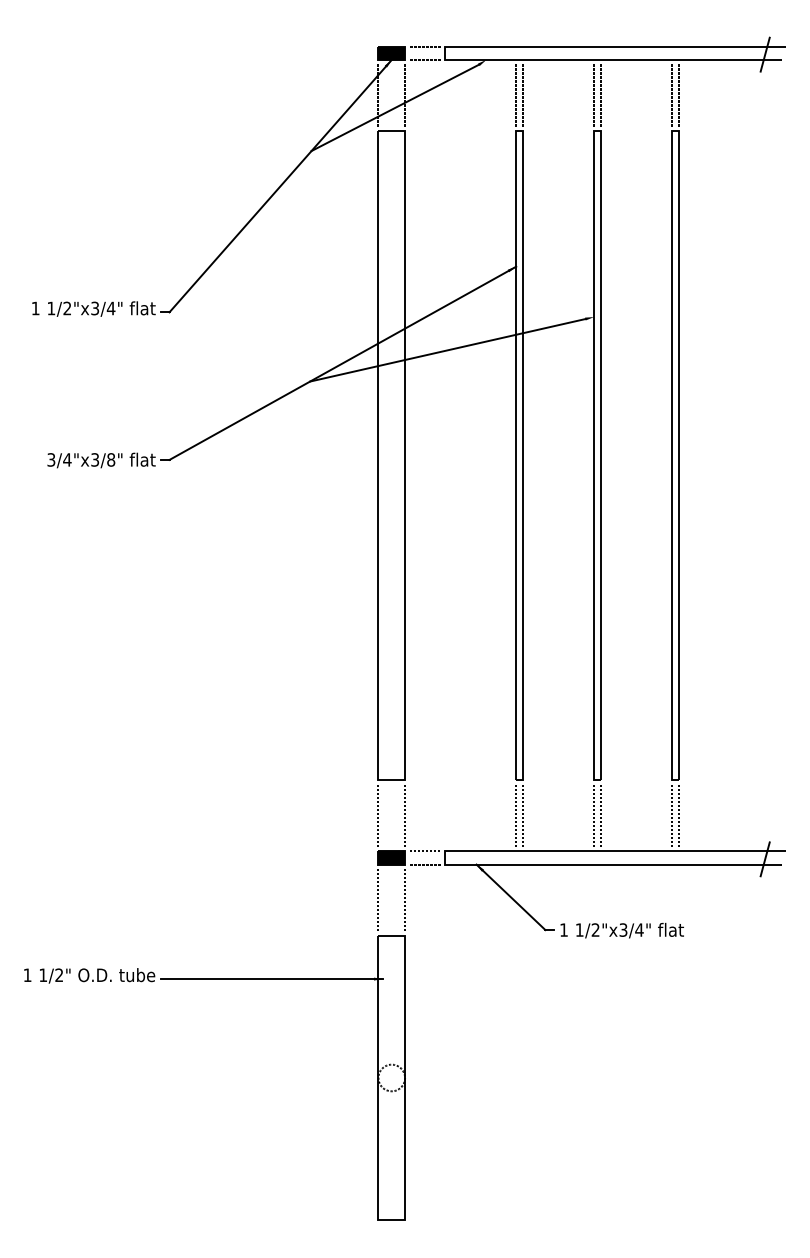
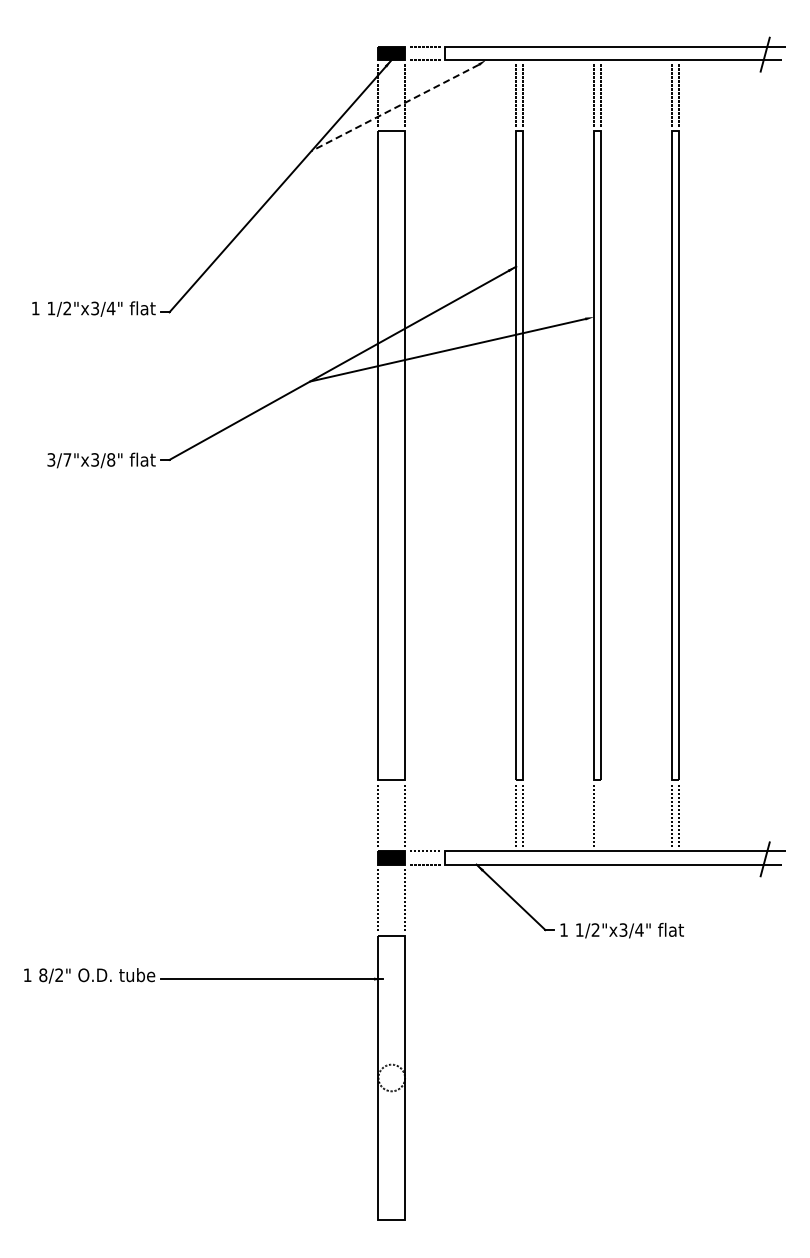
line: solid -> dashed (394, 108)
text: 3/4"x3/8" -> 3/7"x3/8" (67, 459)
line: present -> none (600, 815)
text: 1/2" -> 8/2" (43, 975)
